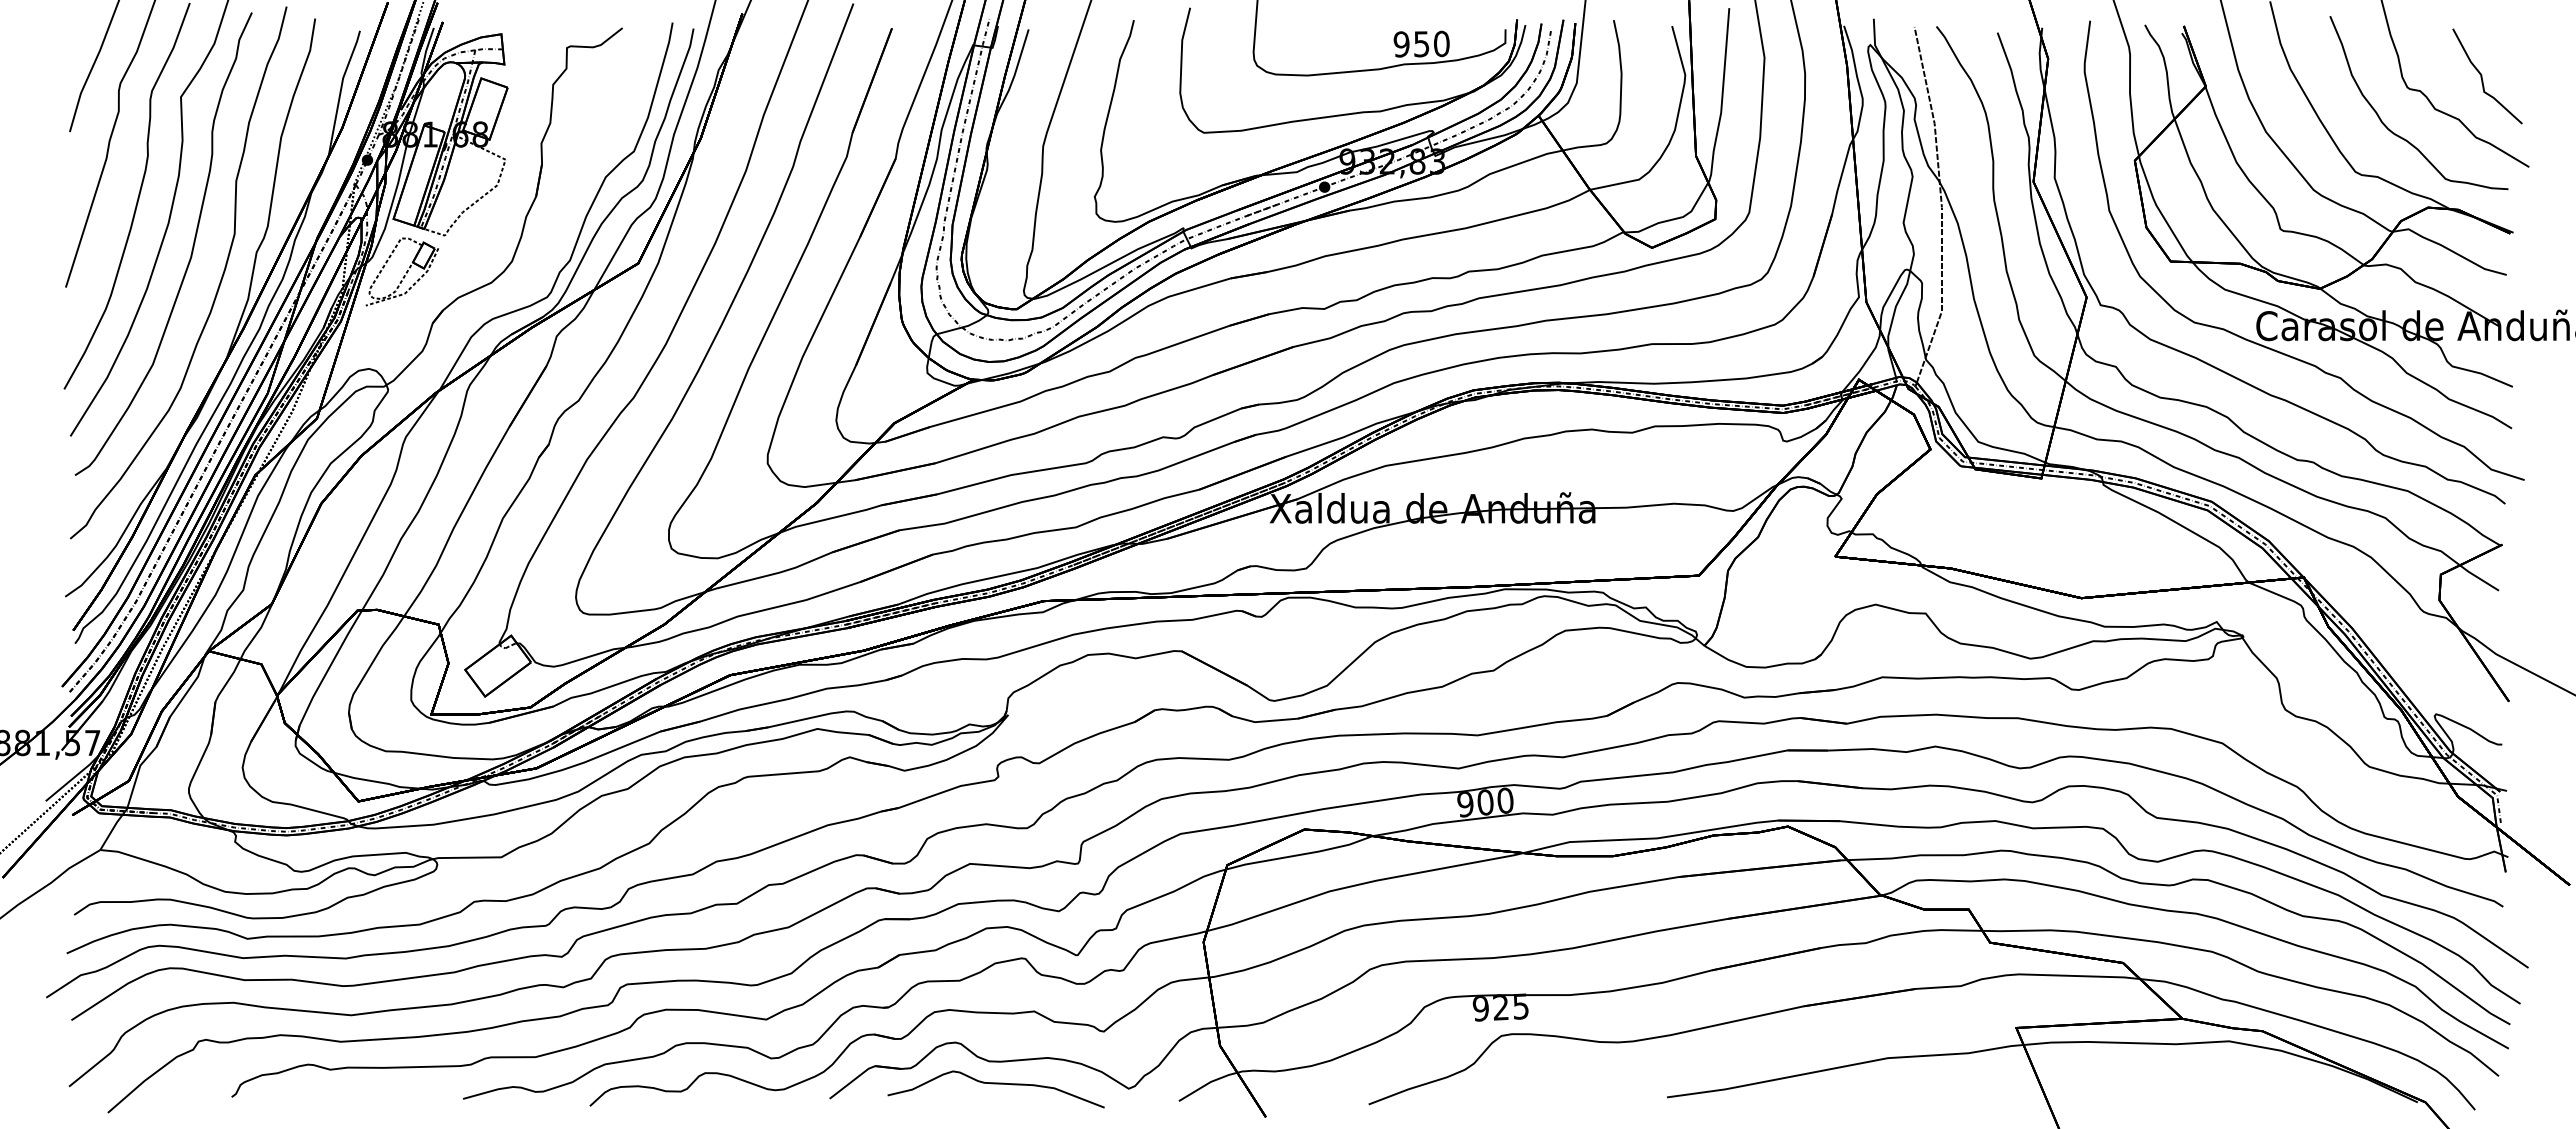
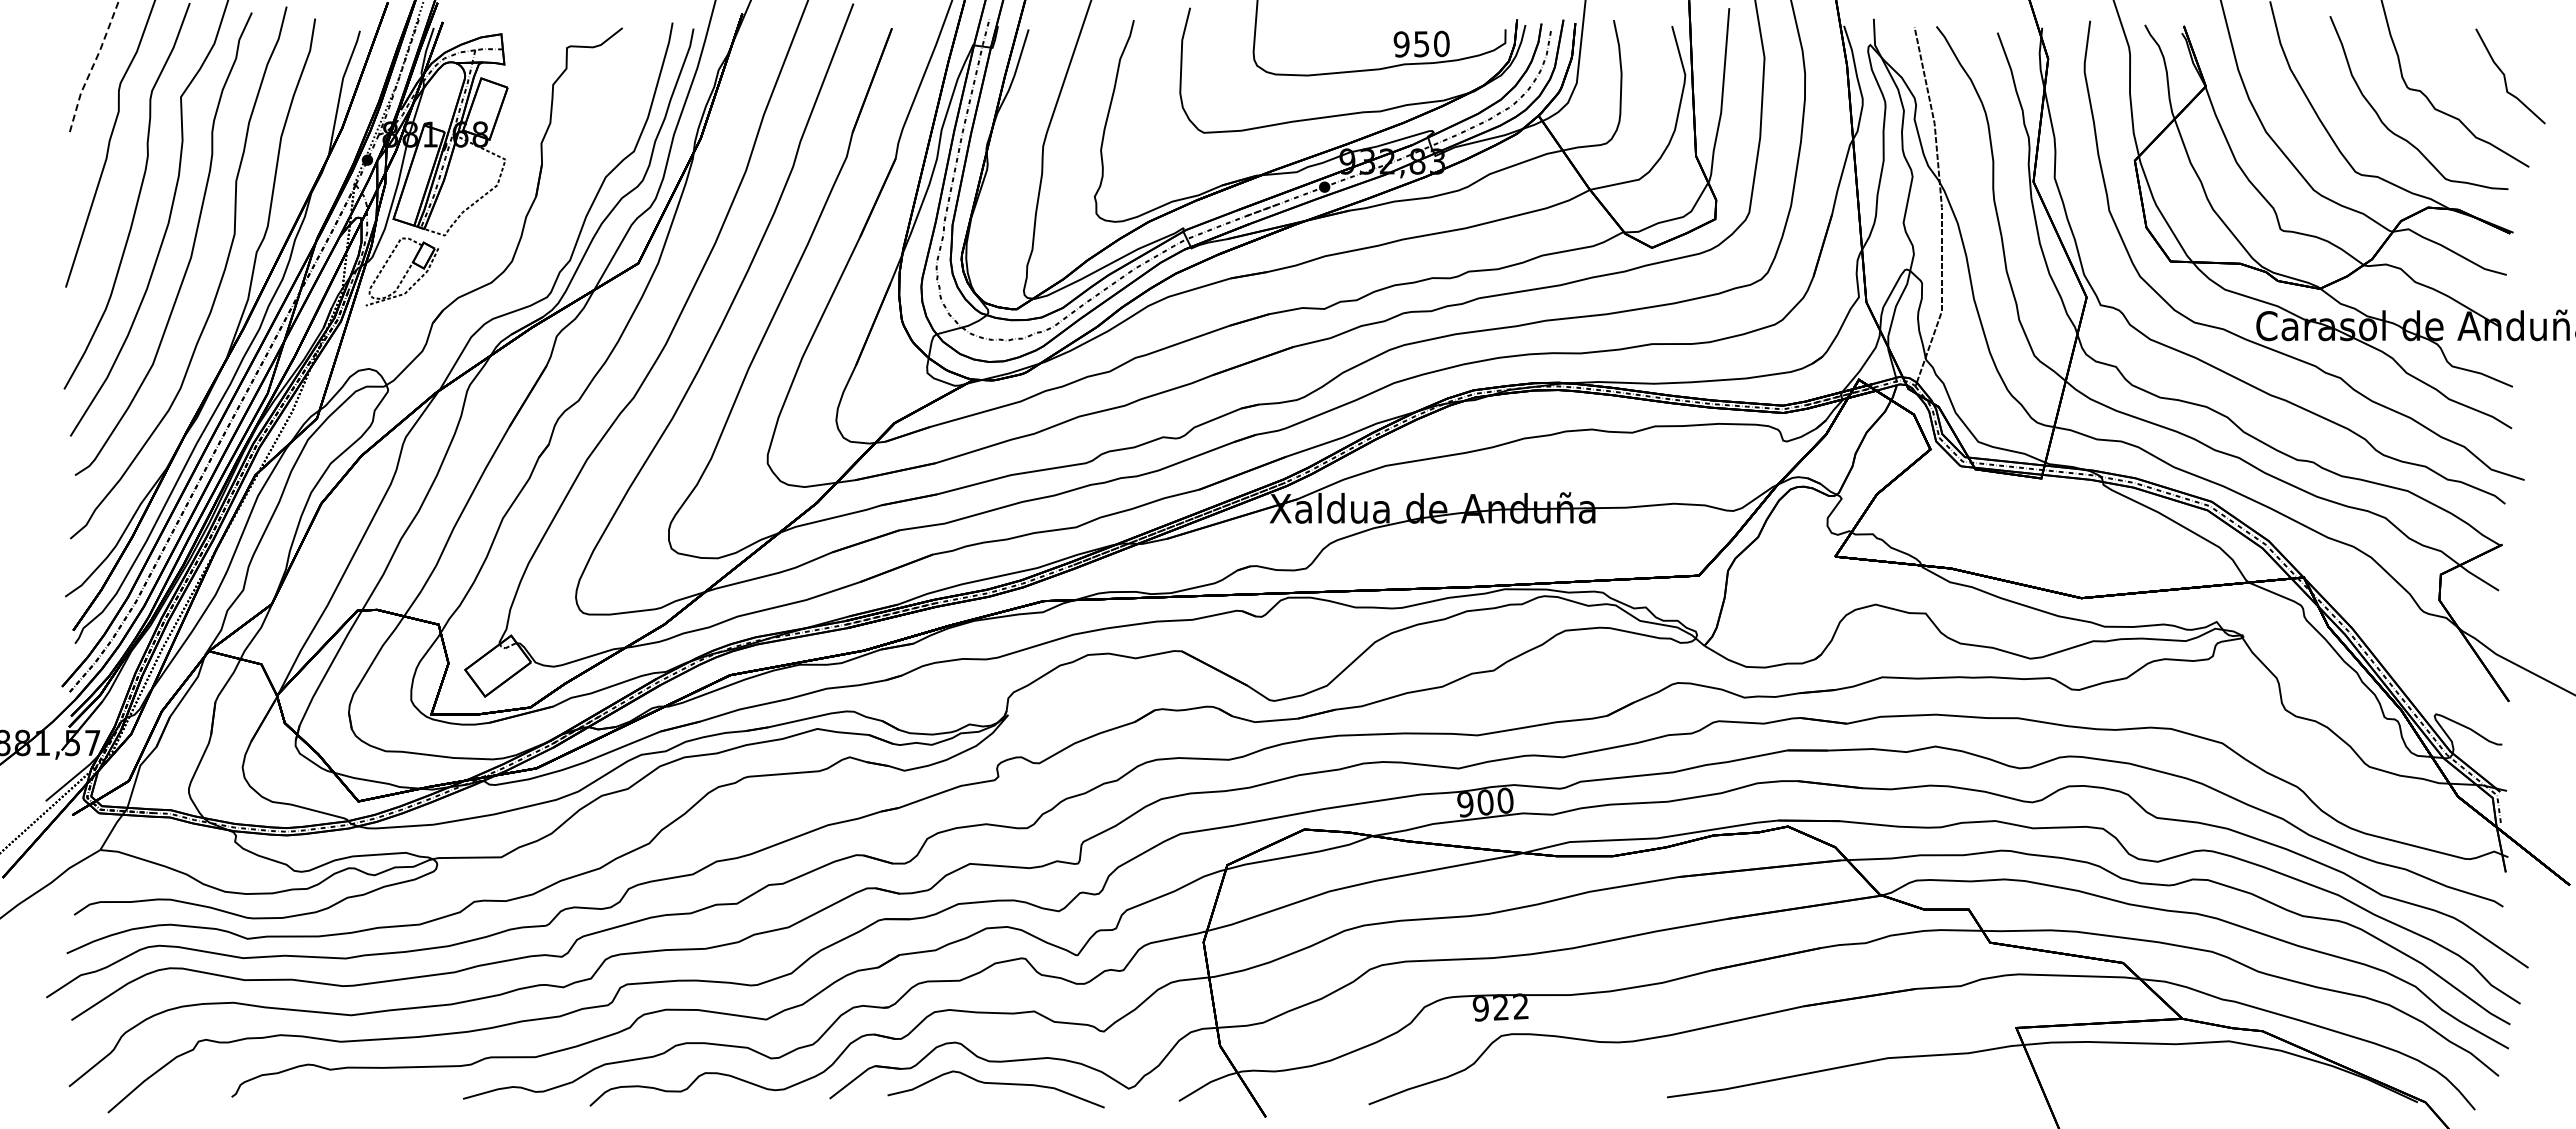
line: solid -> dashed (92, 66)
curve position: (2482, 76) -> (2505, 76) (2505, 76)
text: 925 -> 922 (1520, 1006)
